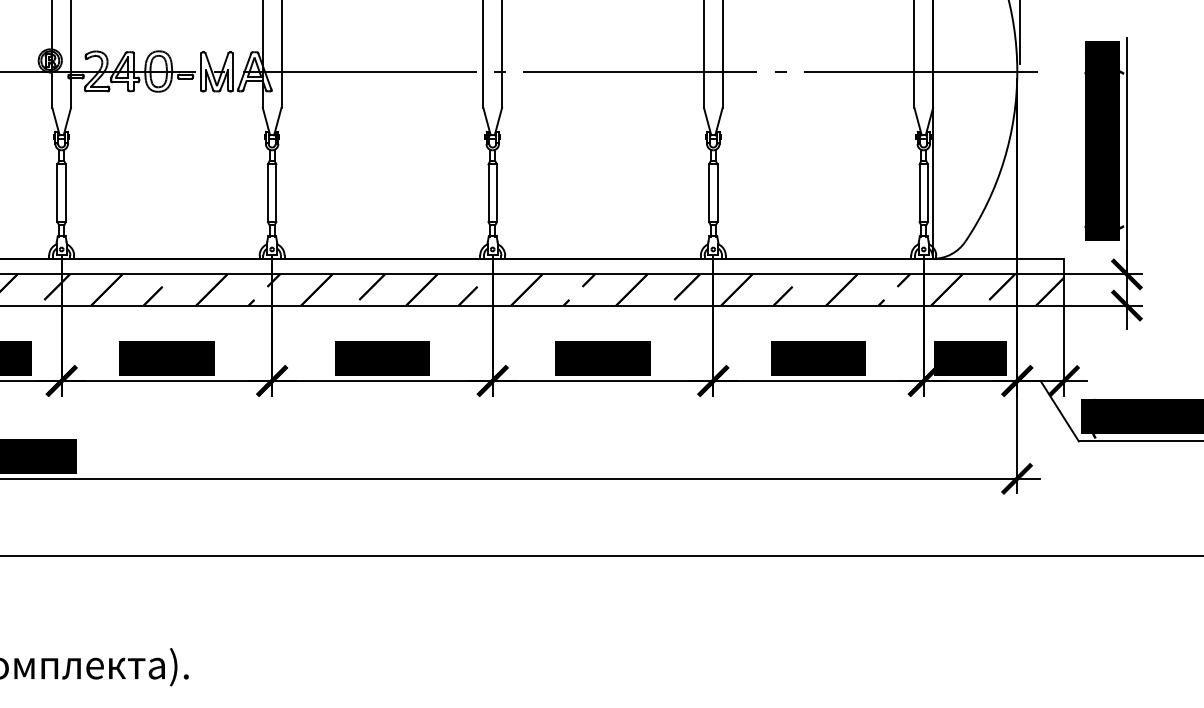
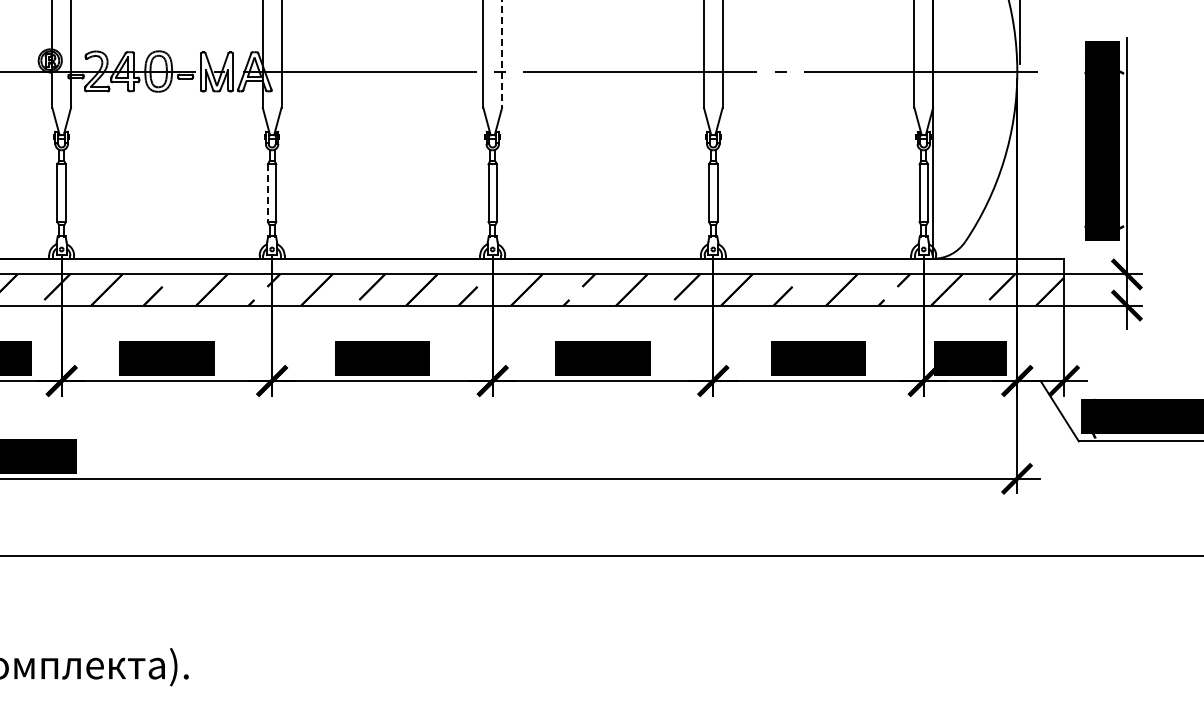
line: solid -> dashed (502, 54)
line: solid -> dashed (267, 193)
